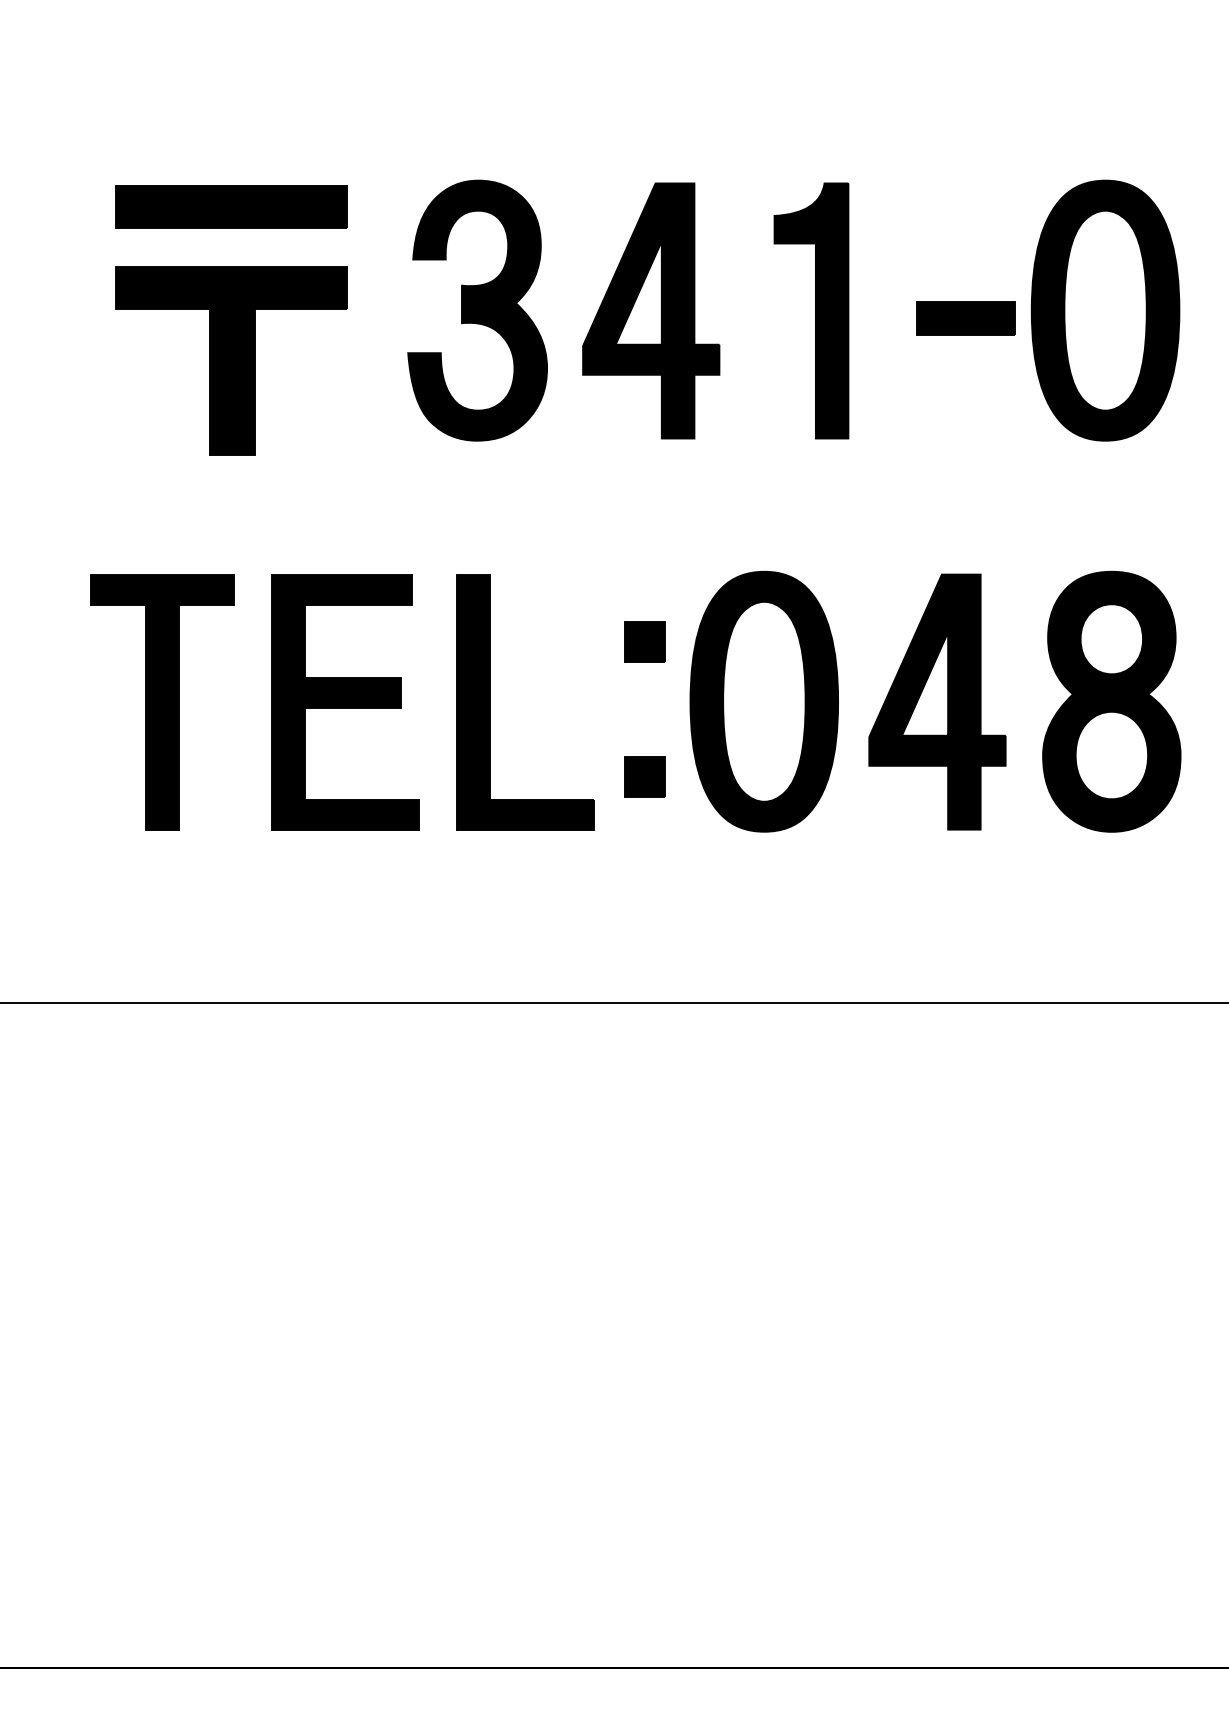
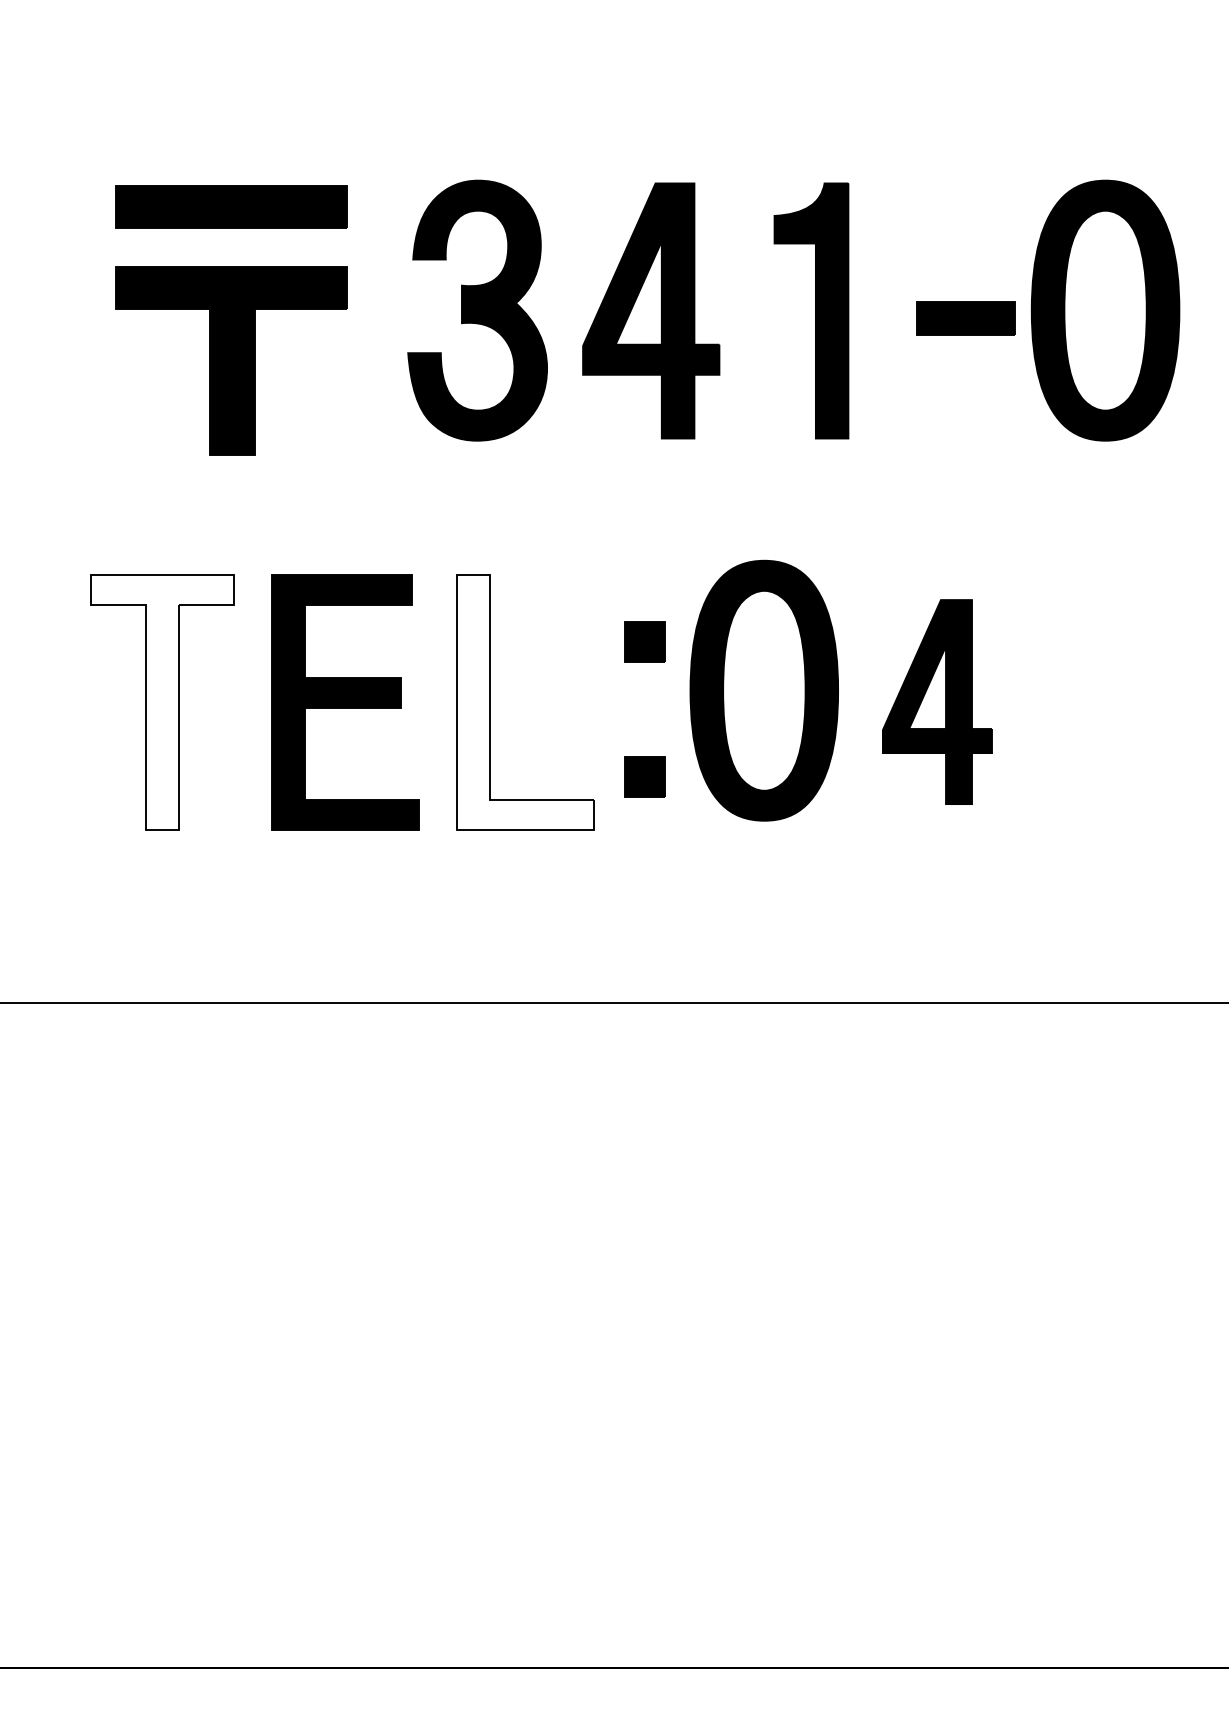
fill: present -> none (162, 701)
fill: present -> none (525, 701)
part position: (763, 701) -> (763, 690) (763, 690)
part size: 139x258 px -> 111x206 px (937, 701)
part: present -> none (1111, 701)
